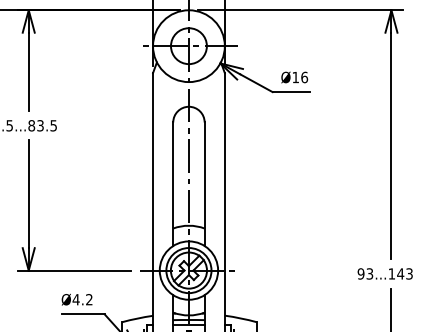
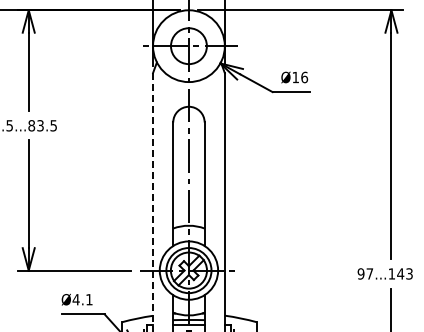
line: solid -> dashed (153, 202)
text: 93...143 -> 97...143 (369, 273)
text: Ø4.2 -> Ø4.1 (89, 299)
